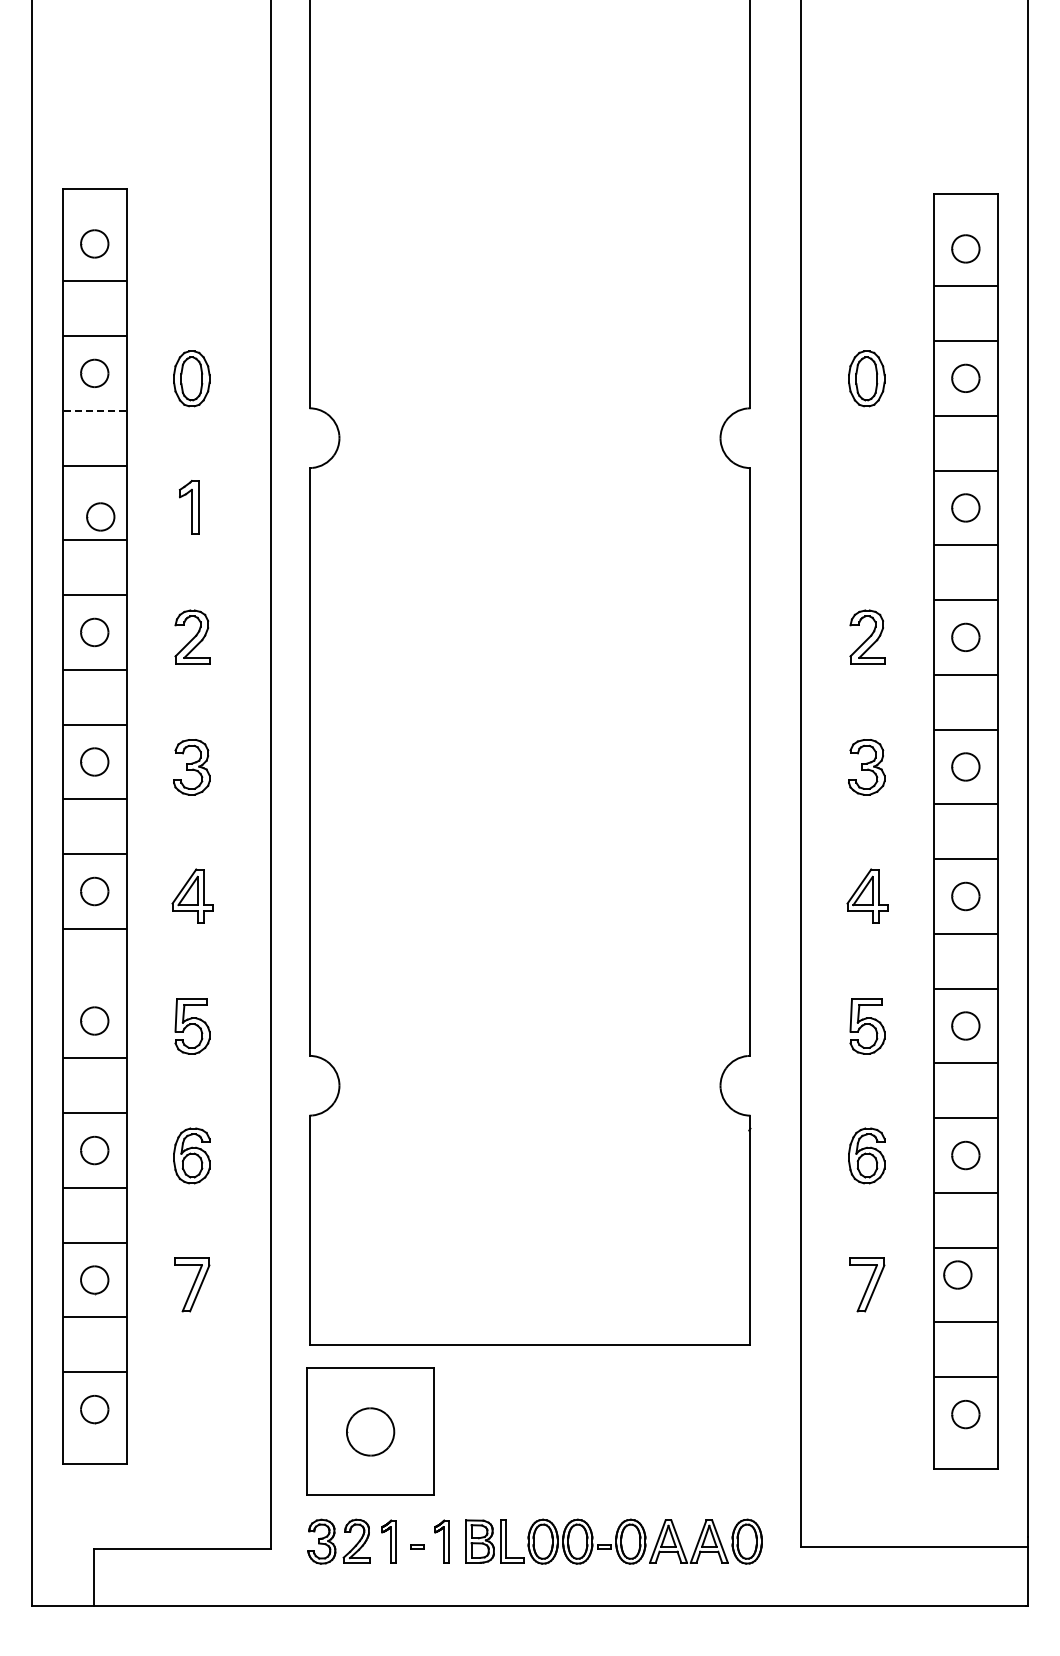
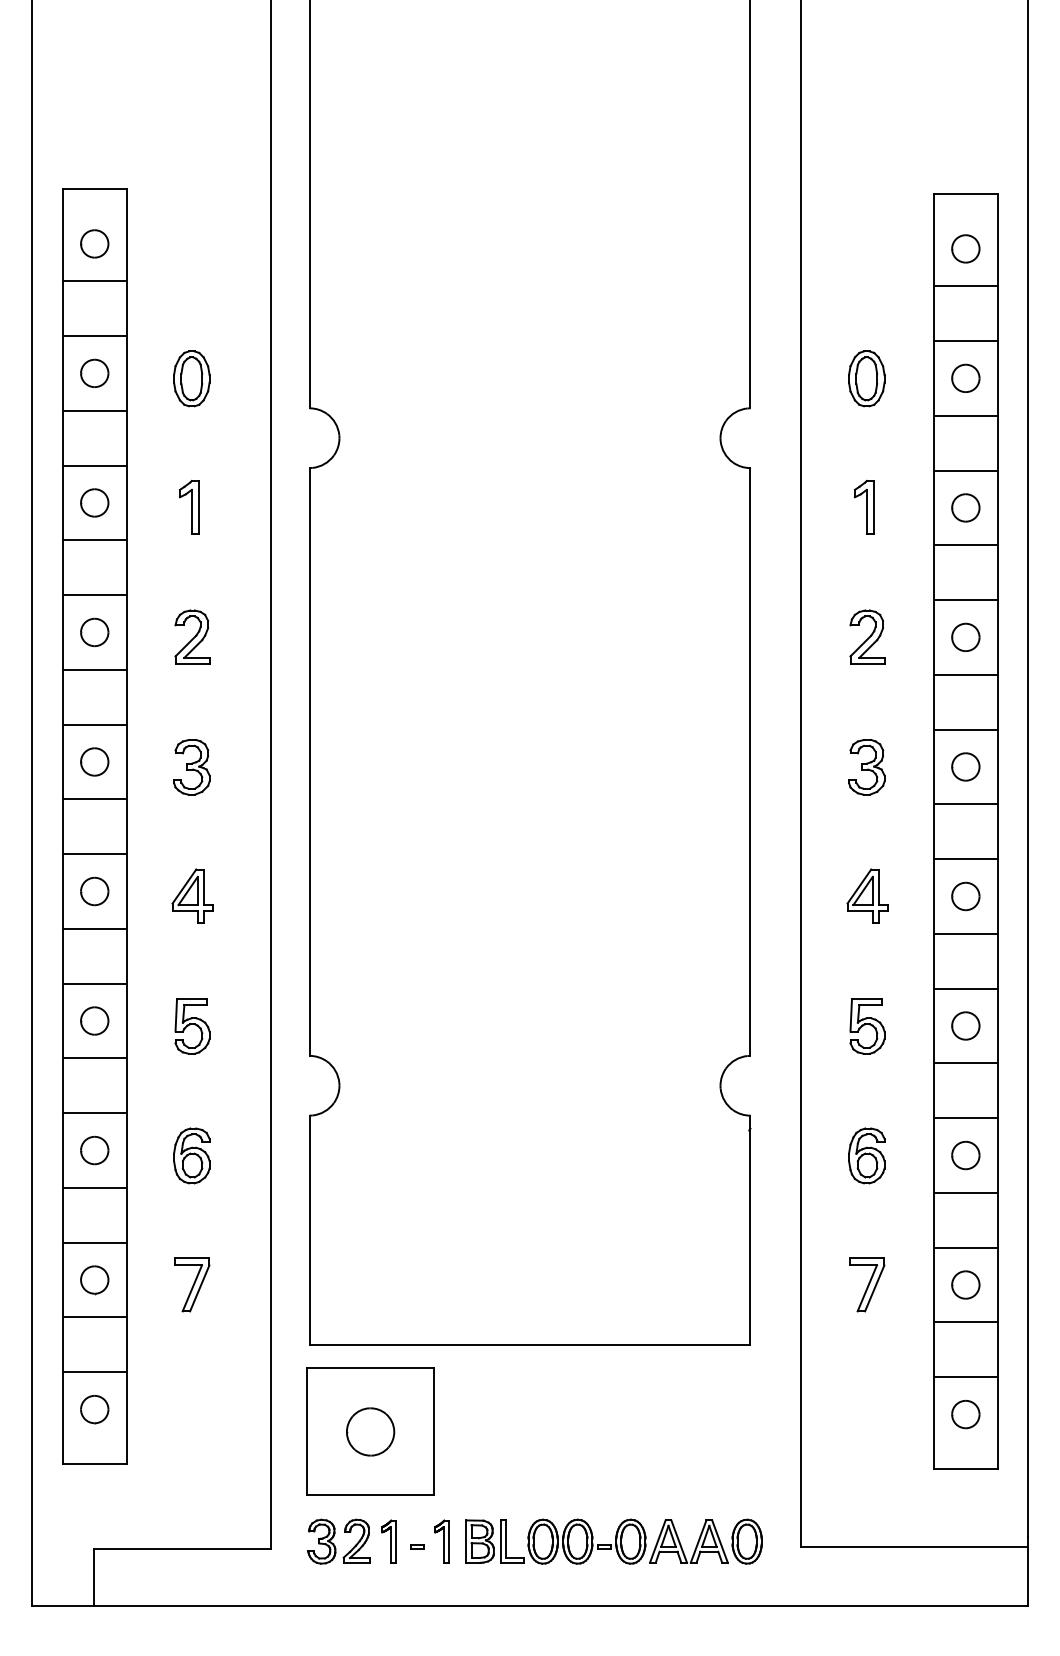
line: dashed -> solid (95, 410)
part: none -> present (863, 506)
part position: (100, 516) -> (94, 502) (94, 502)
line: none -> present (94, 983)
part position: (957, 1274) -> (965, 1284) (965, 1284)
